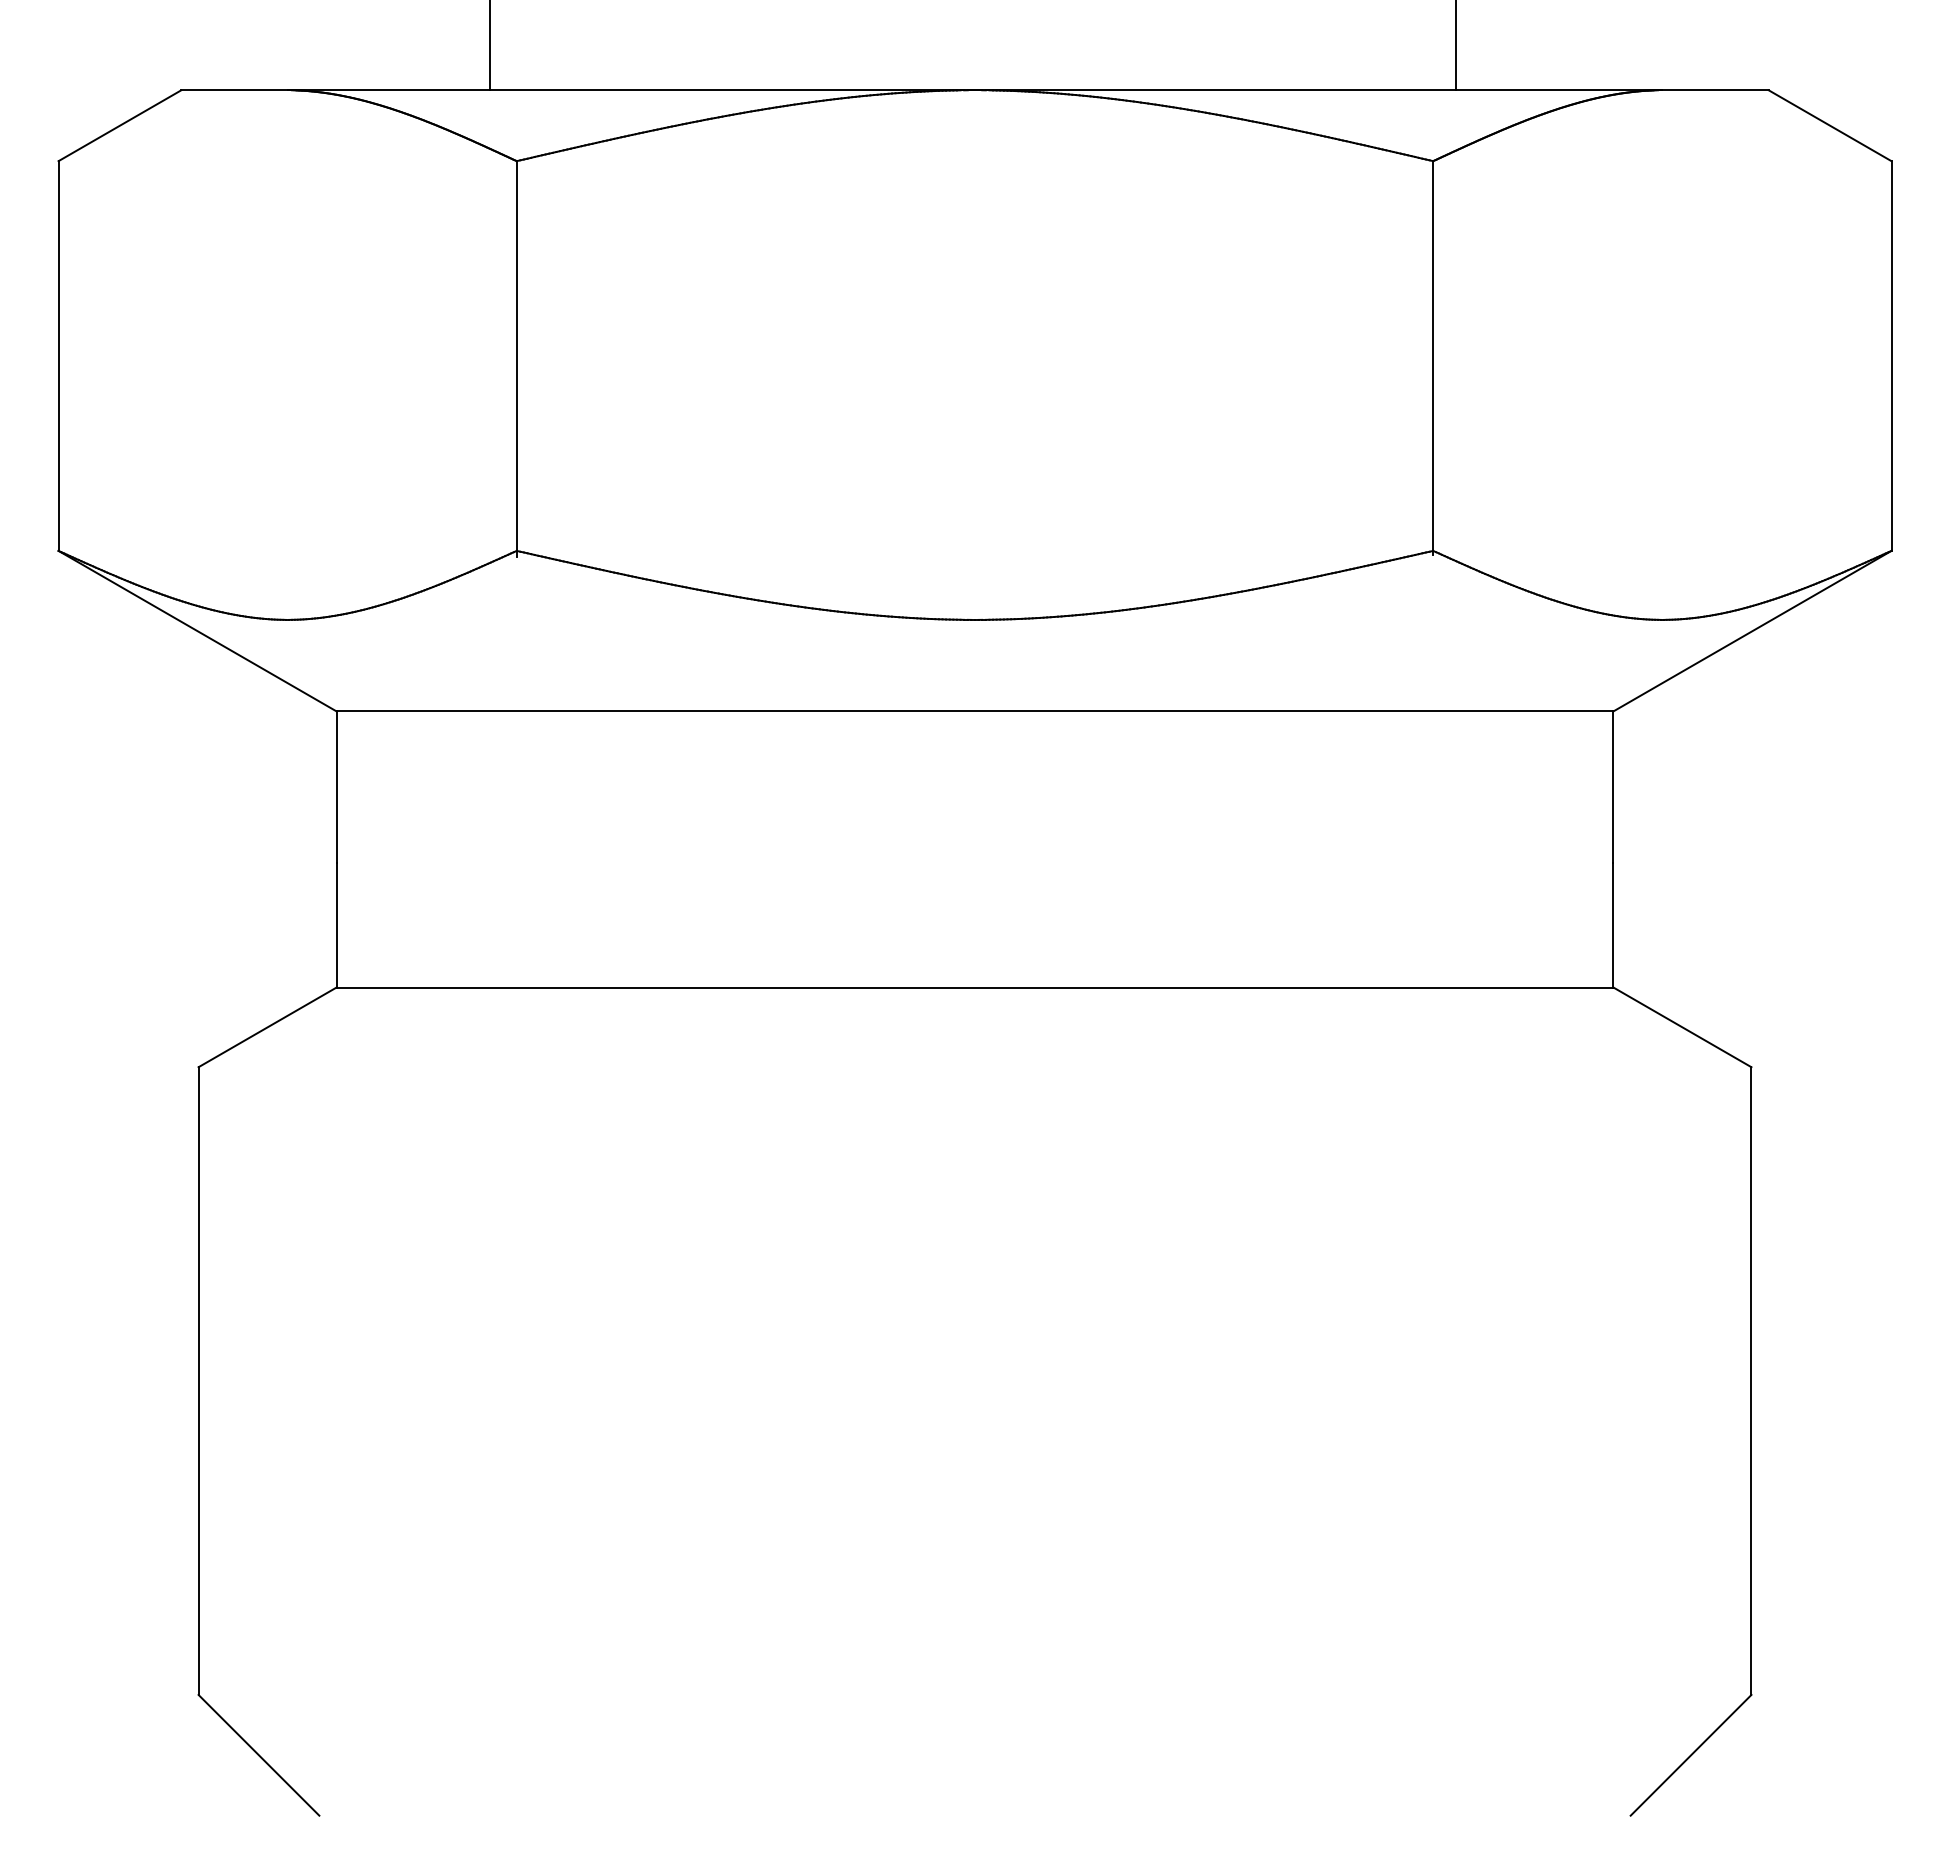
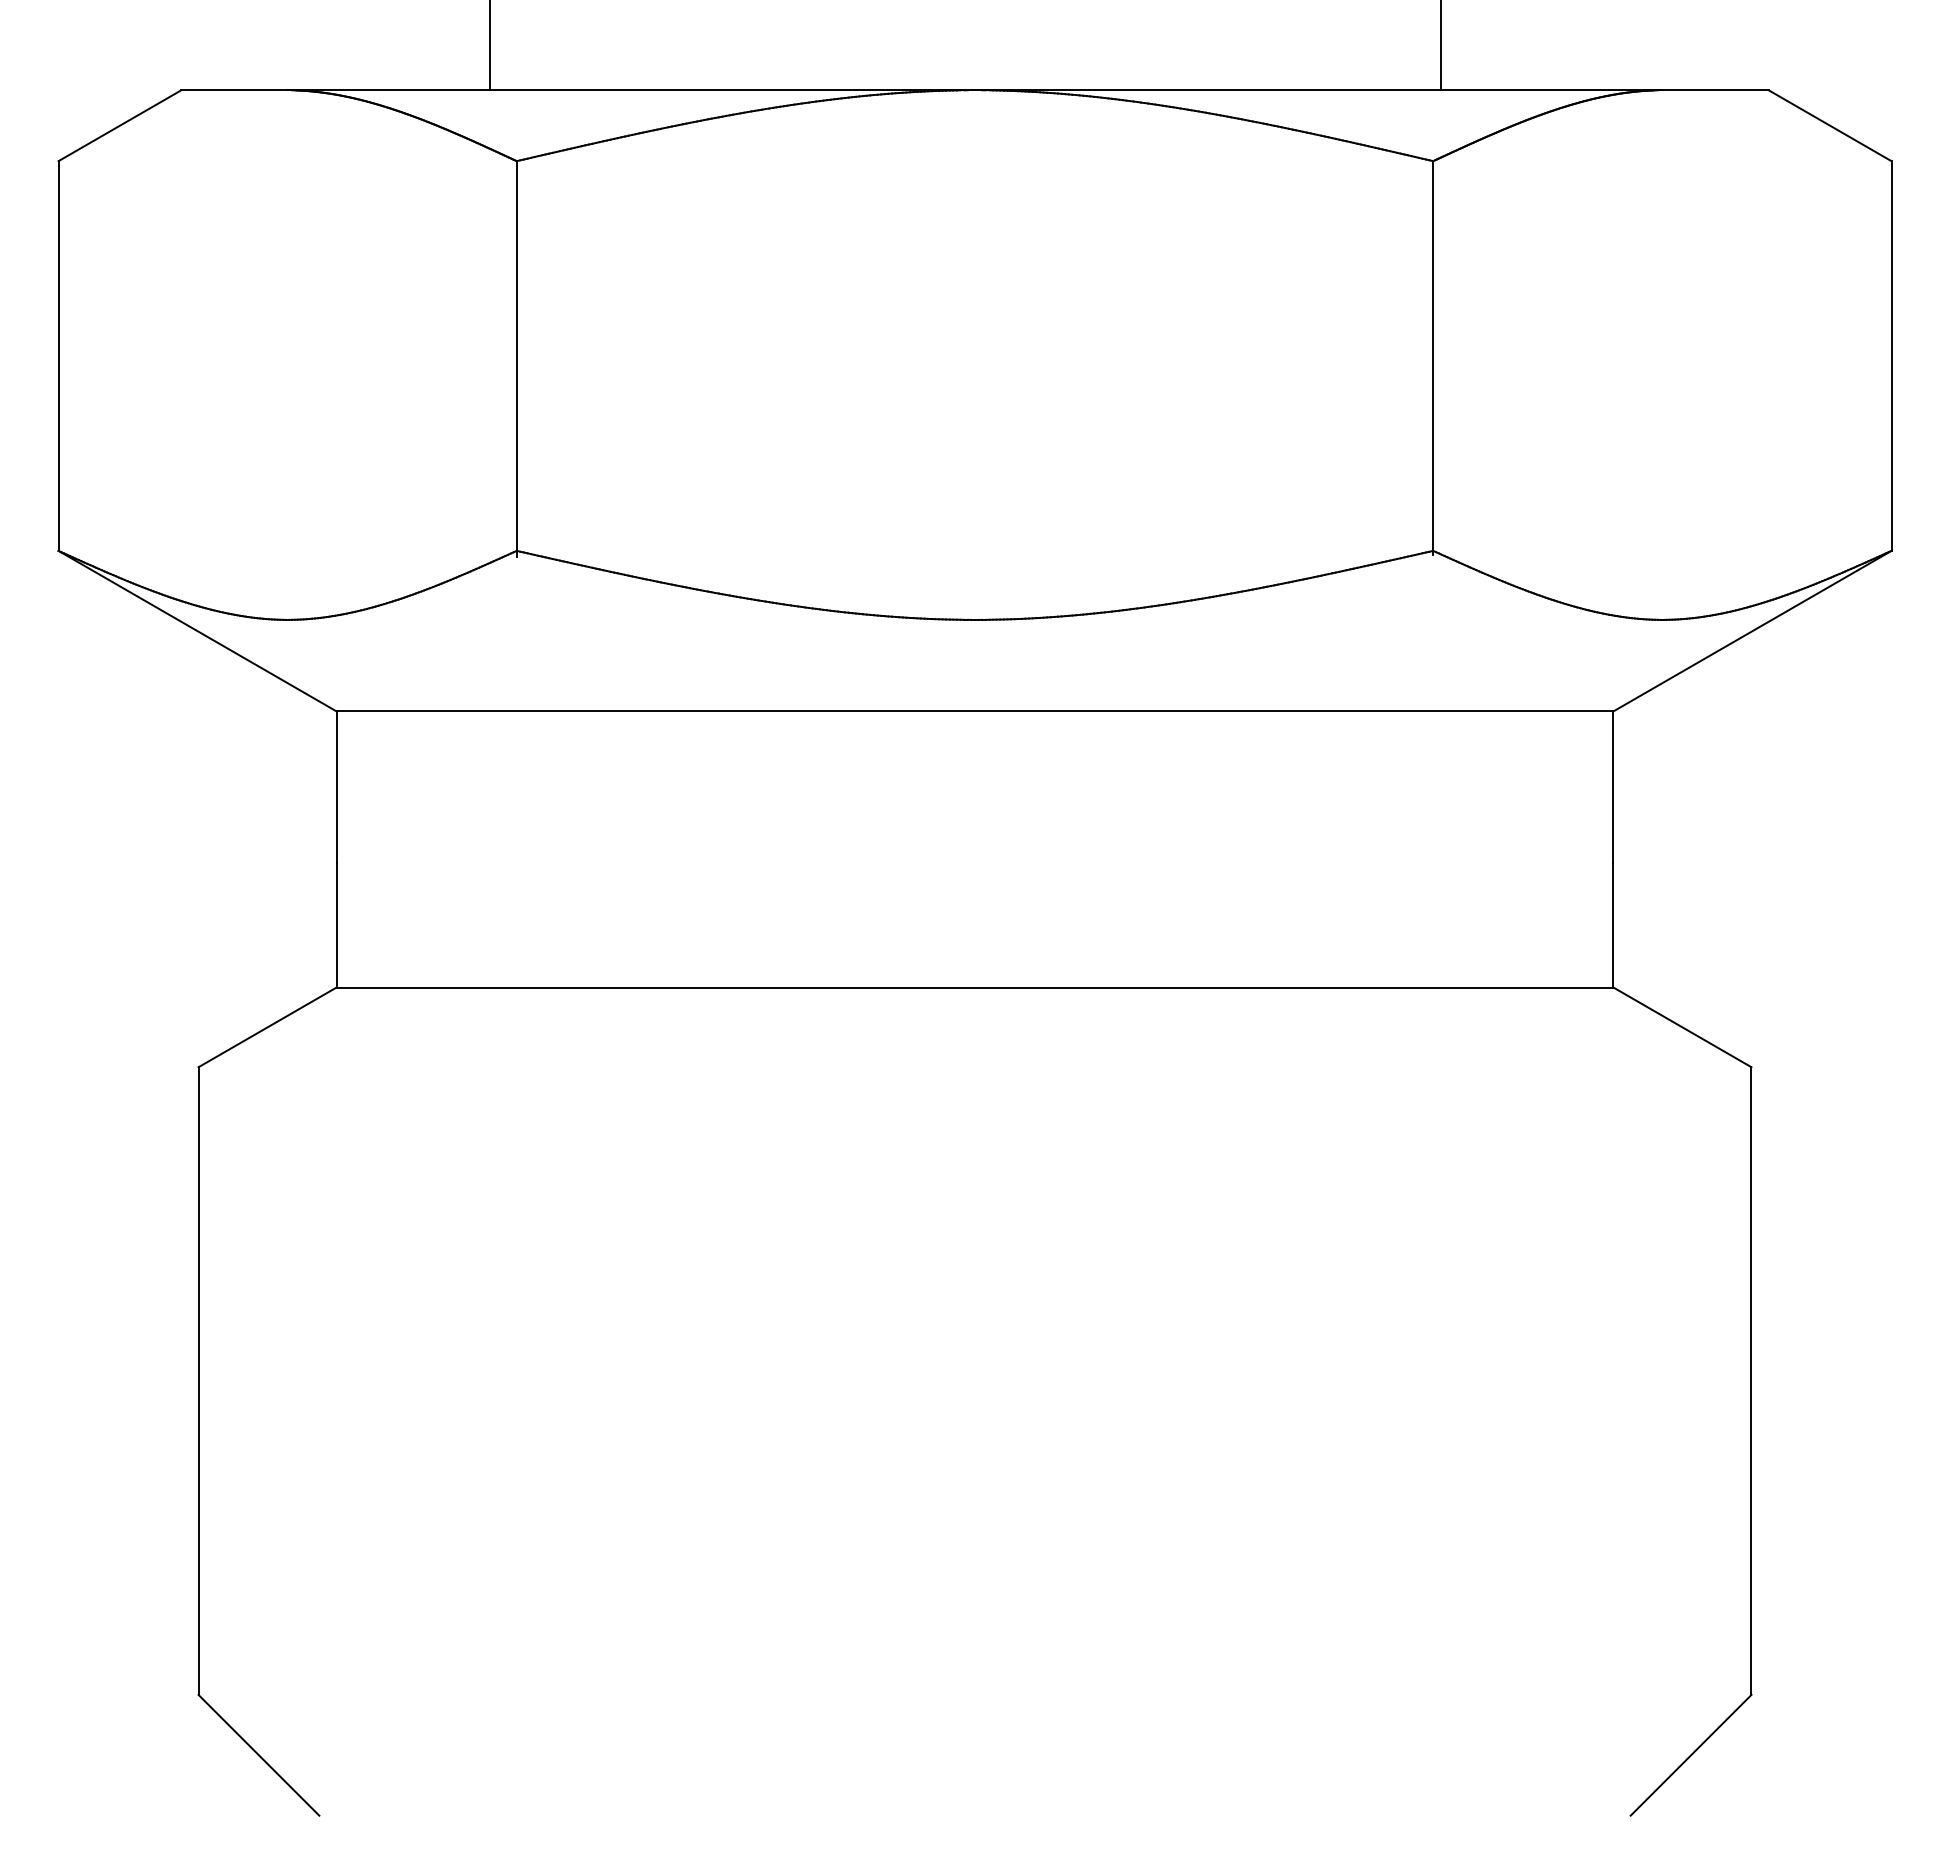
line position: (1456, 46) -> (1441, 46) (1441, 46)
